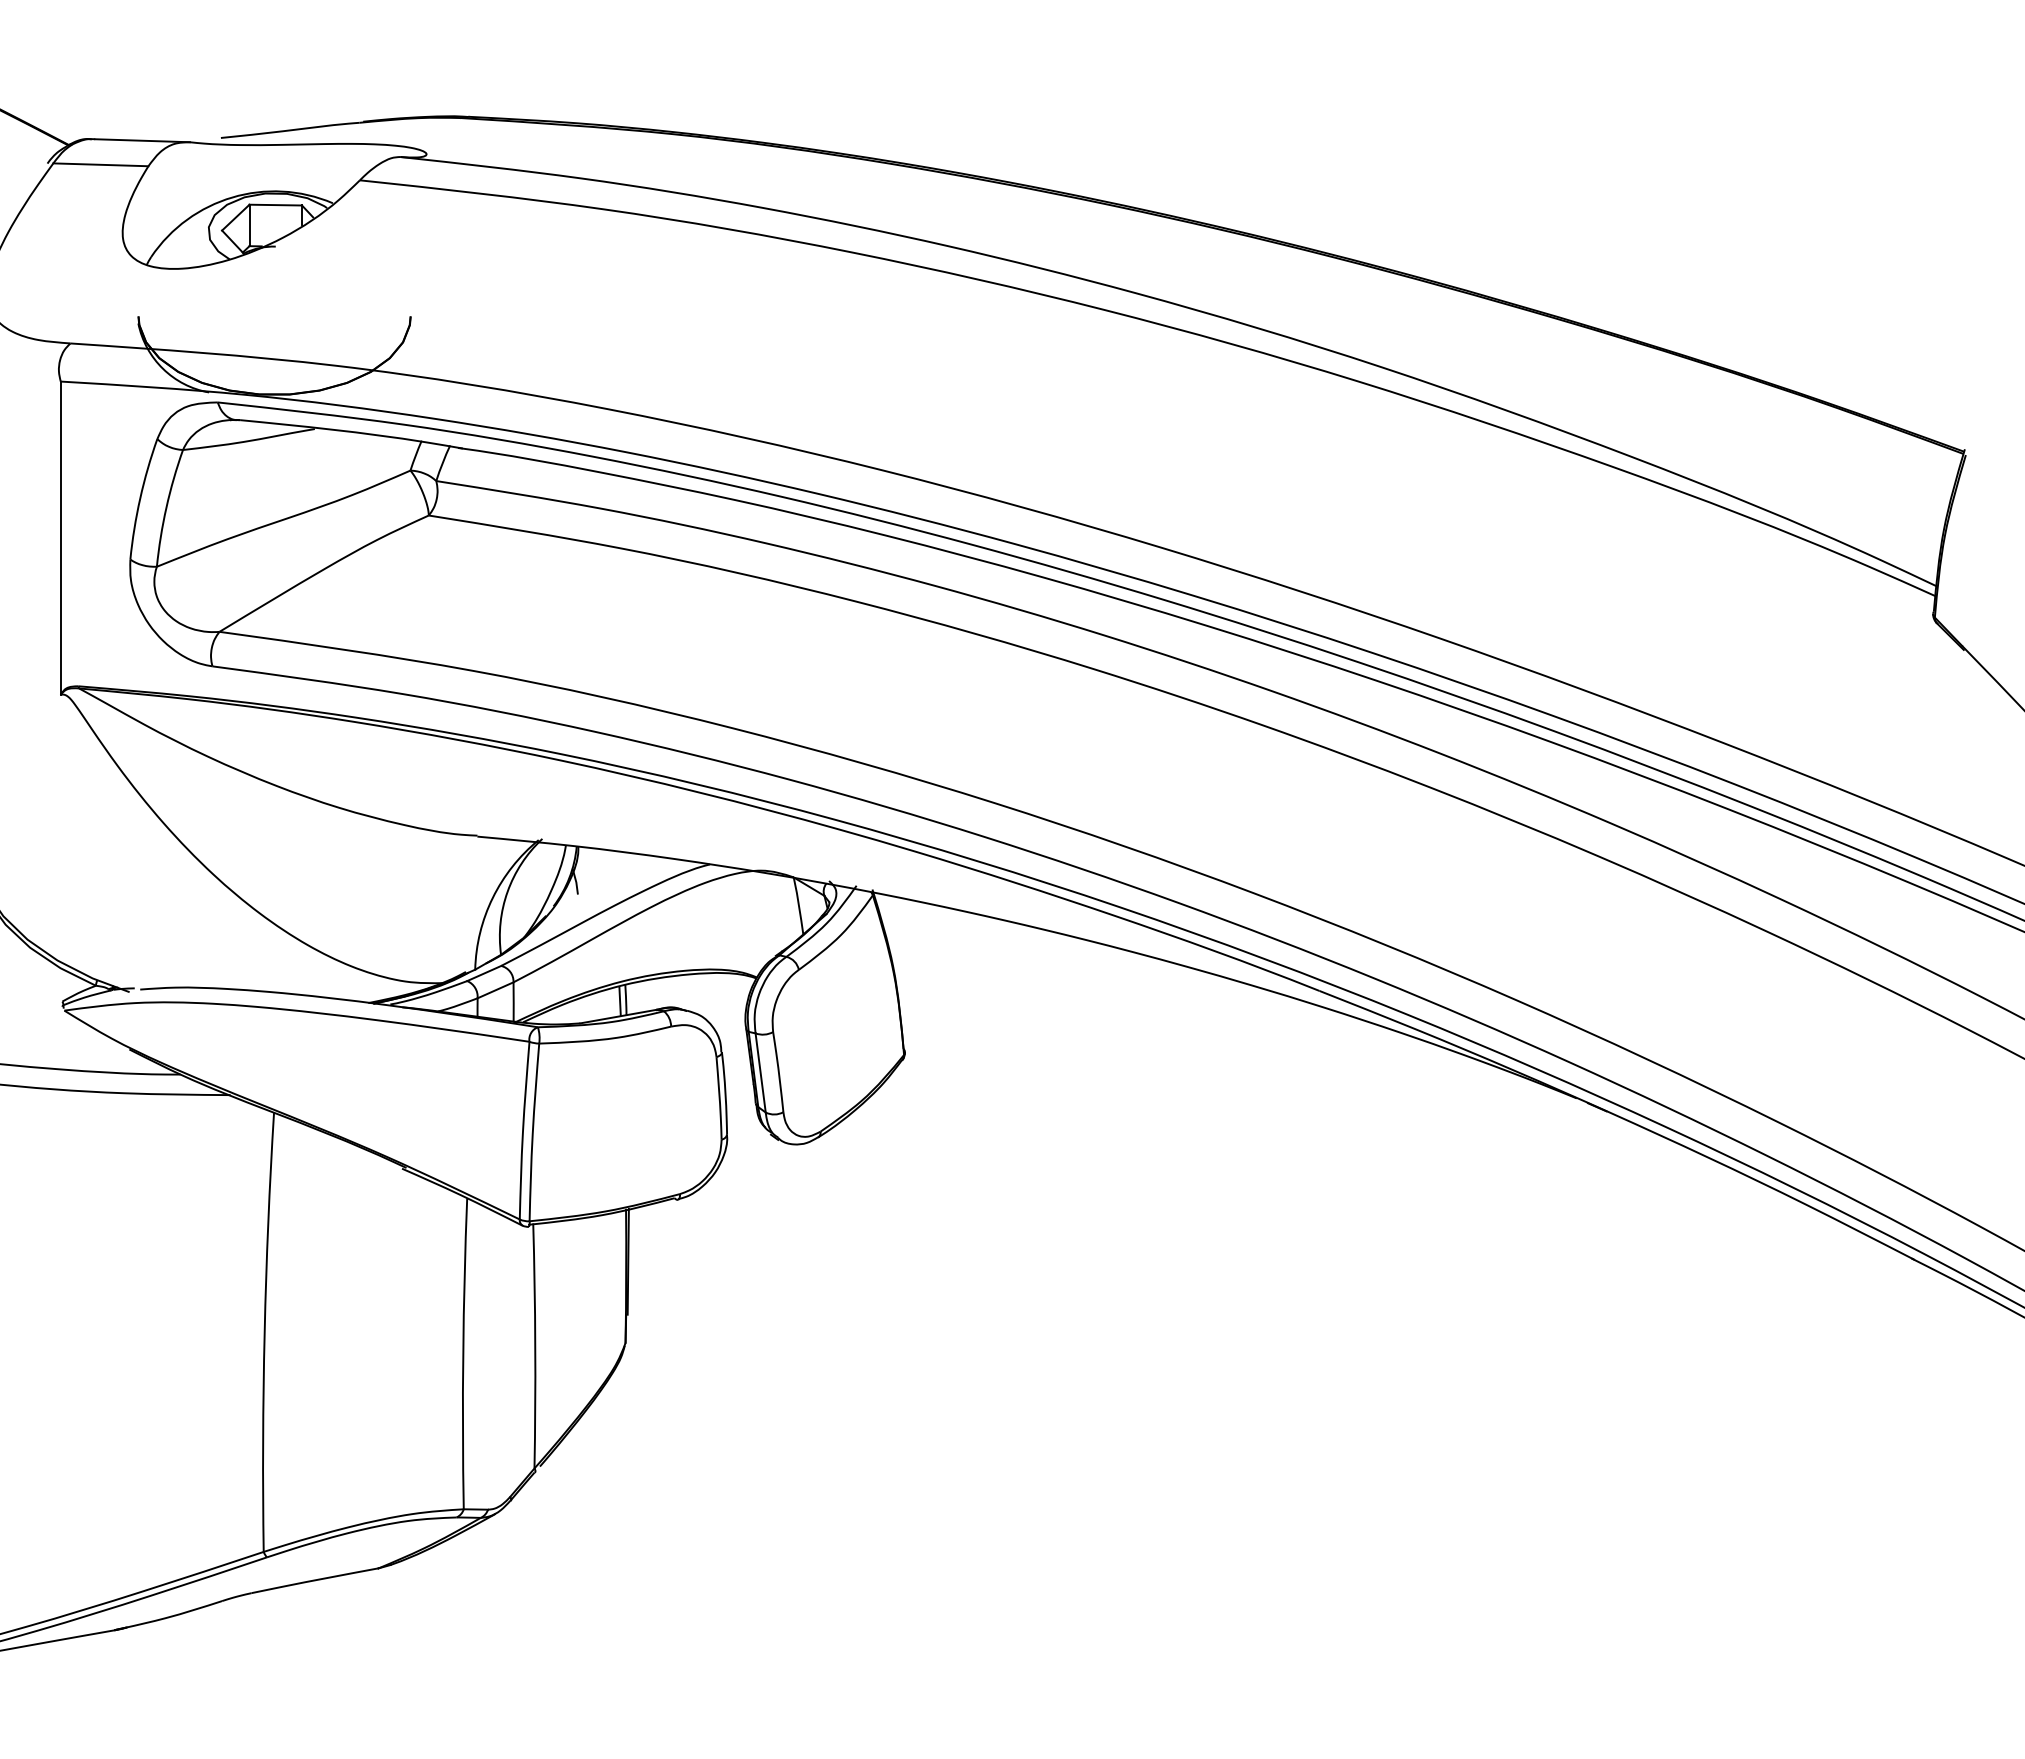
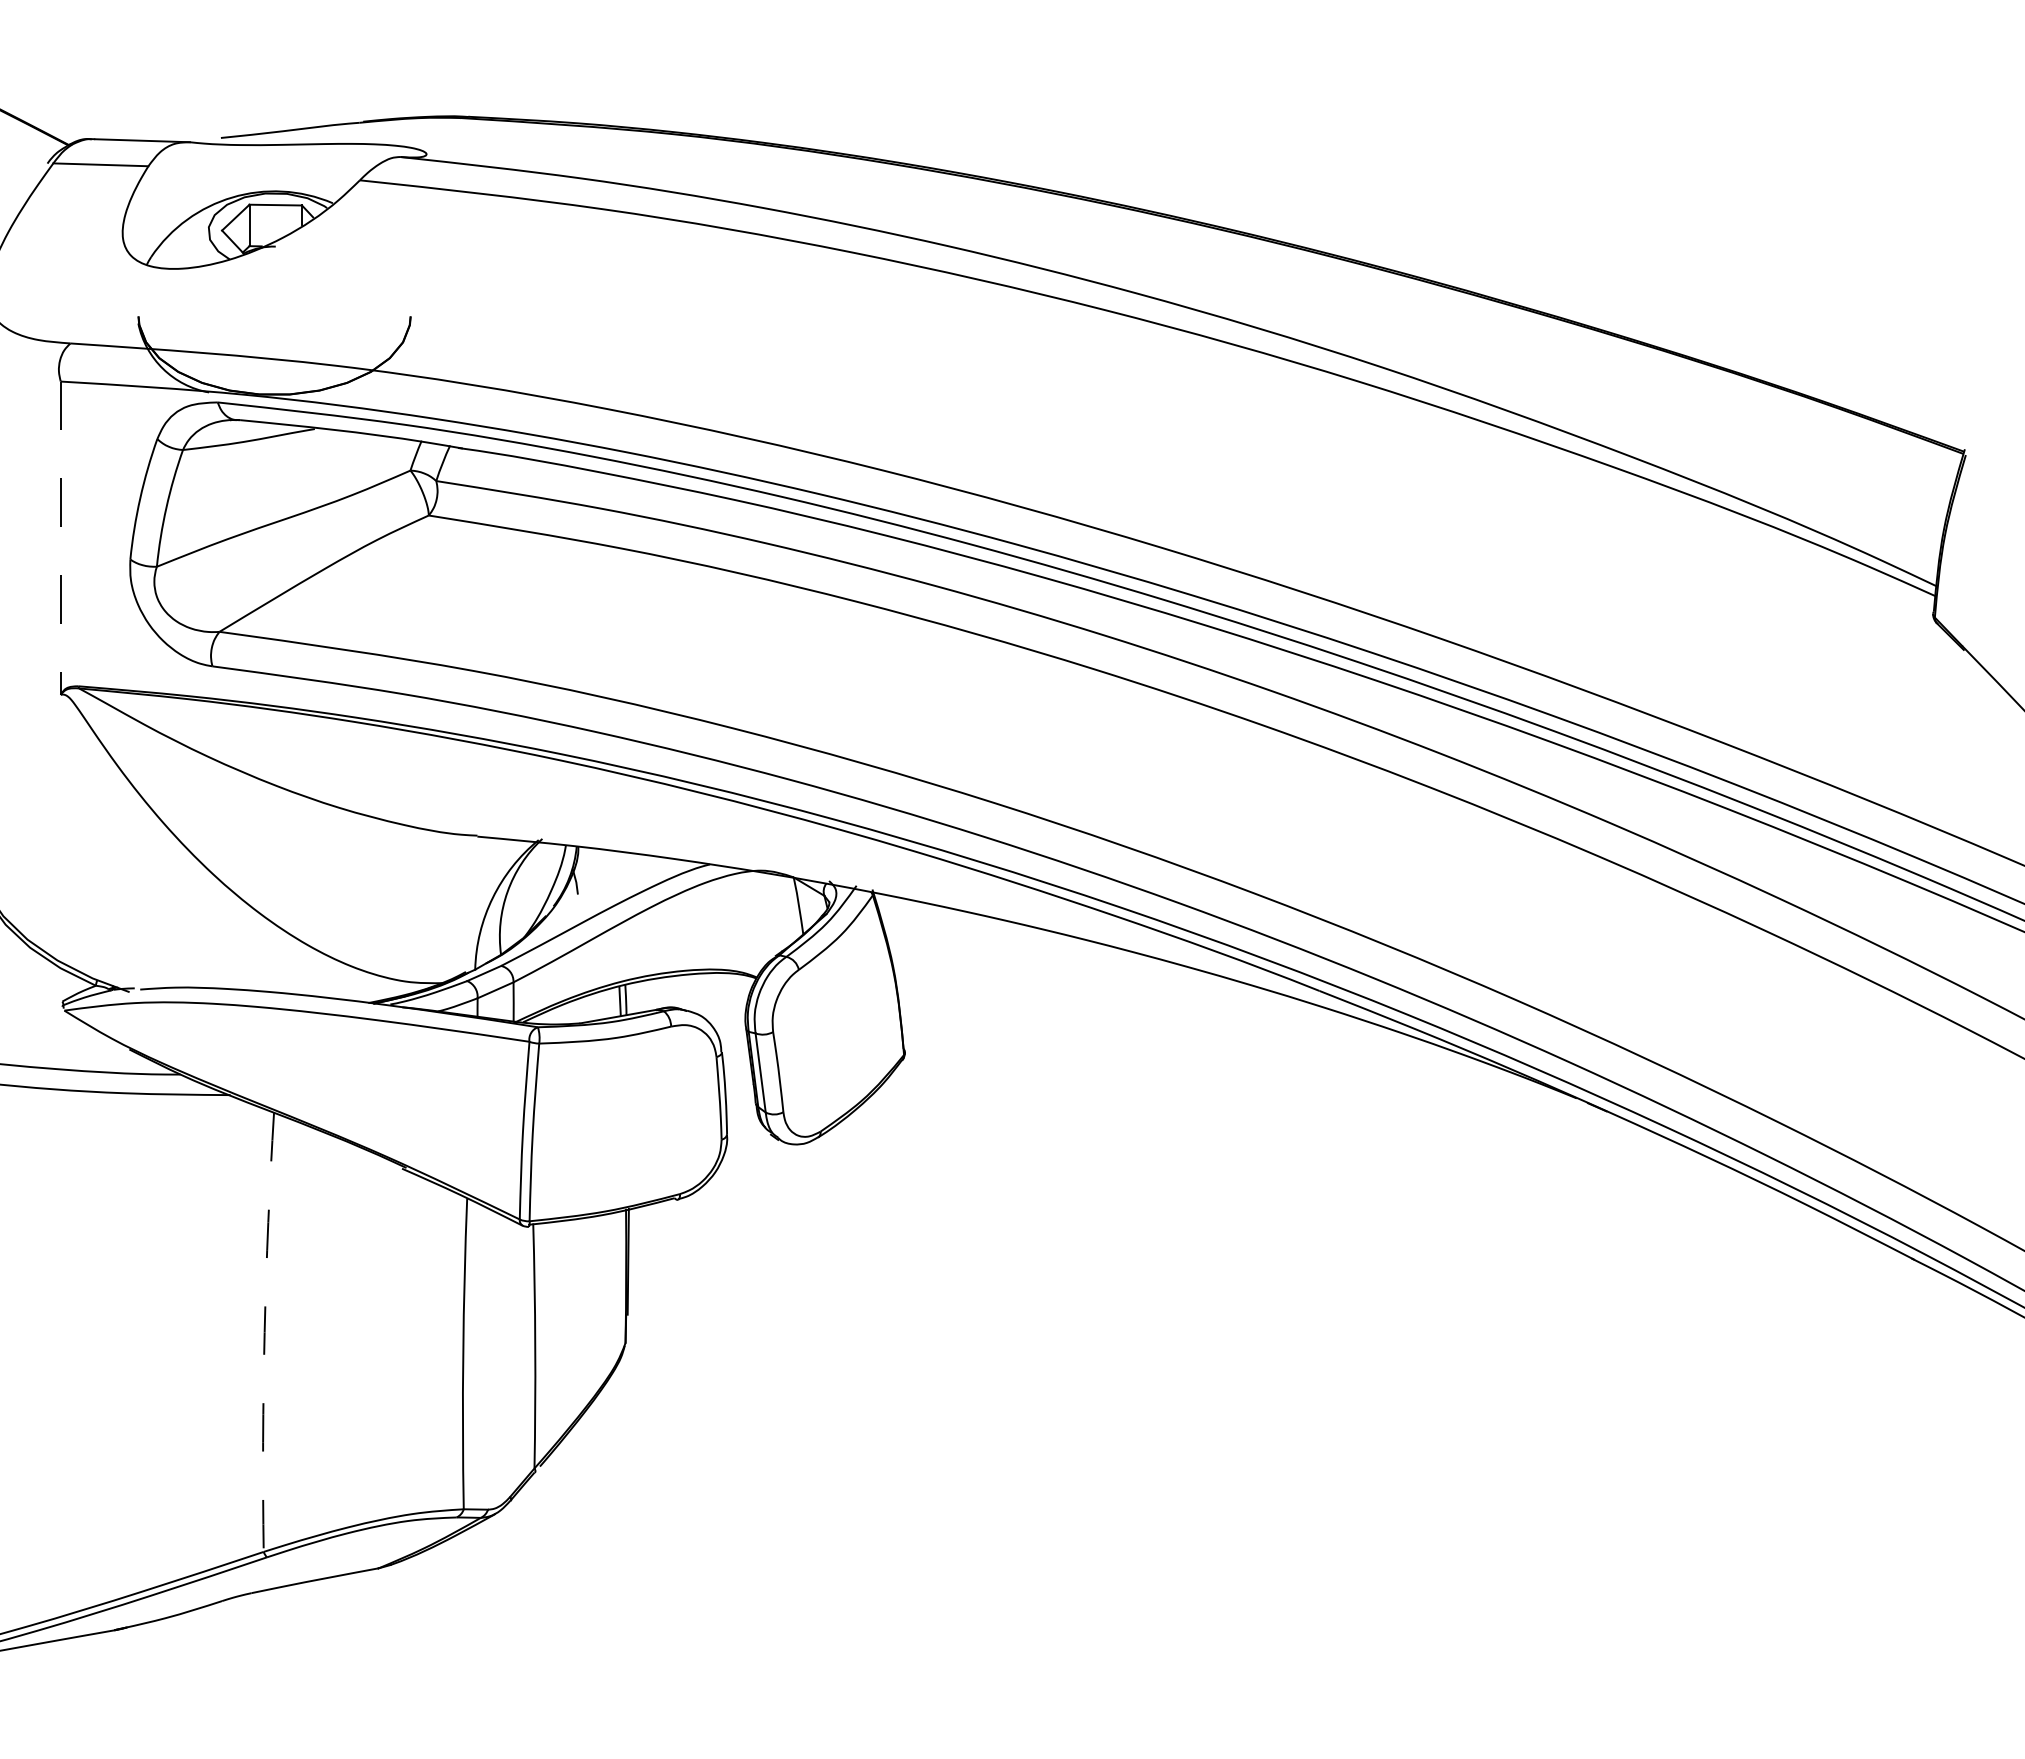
line: solid -> dashed (60, 538)
arc: solid -> dashed (264, 1332)
